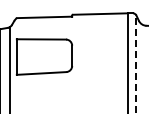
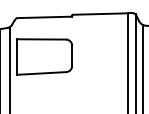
line: dashed -> solid (135, 63)
line: none -> present (142, 67)
